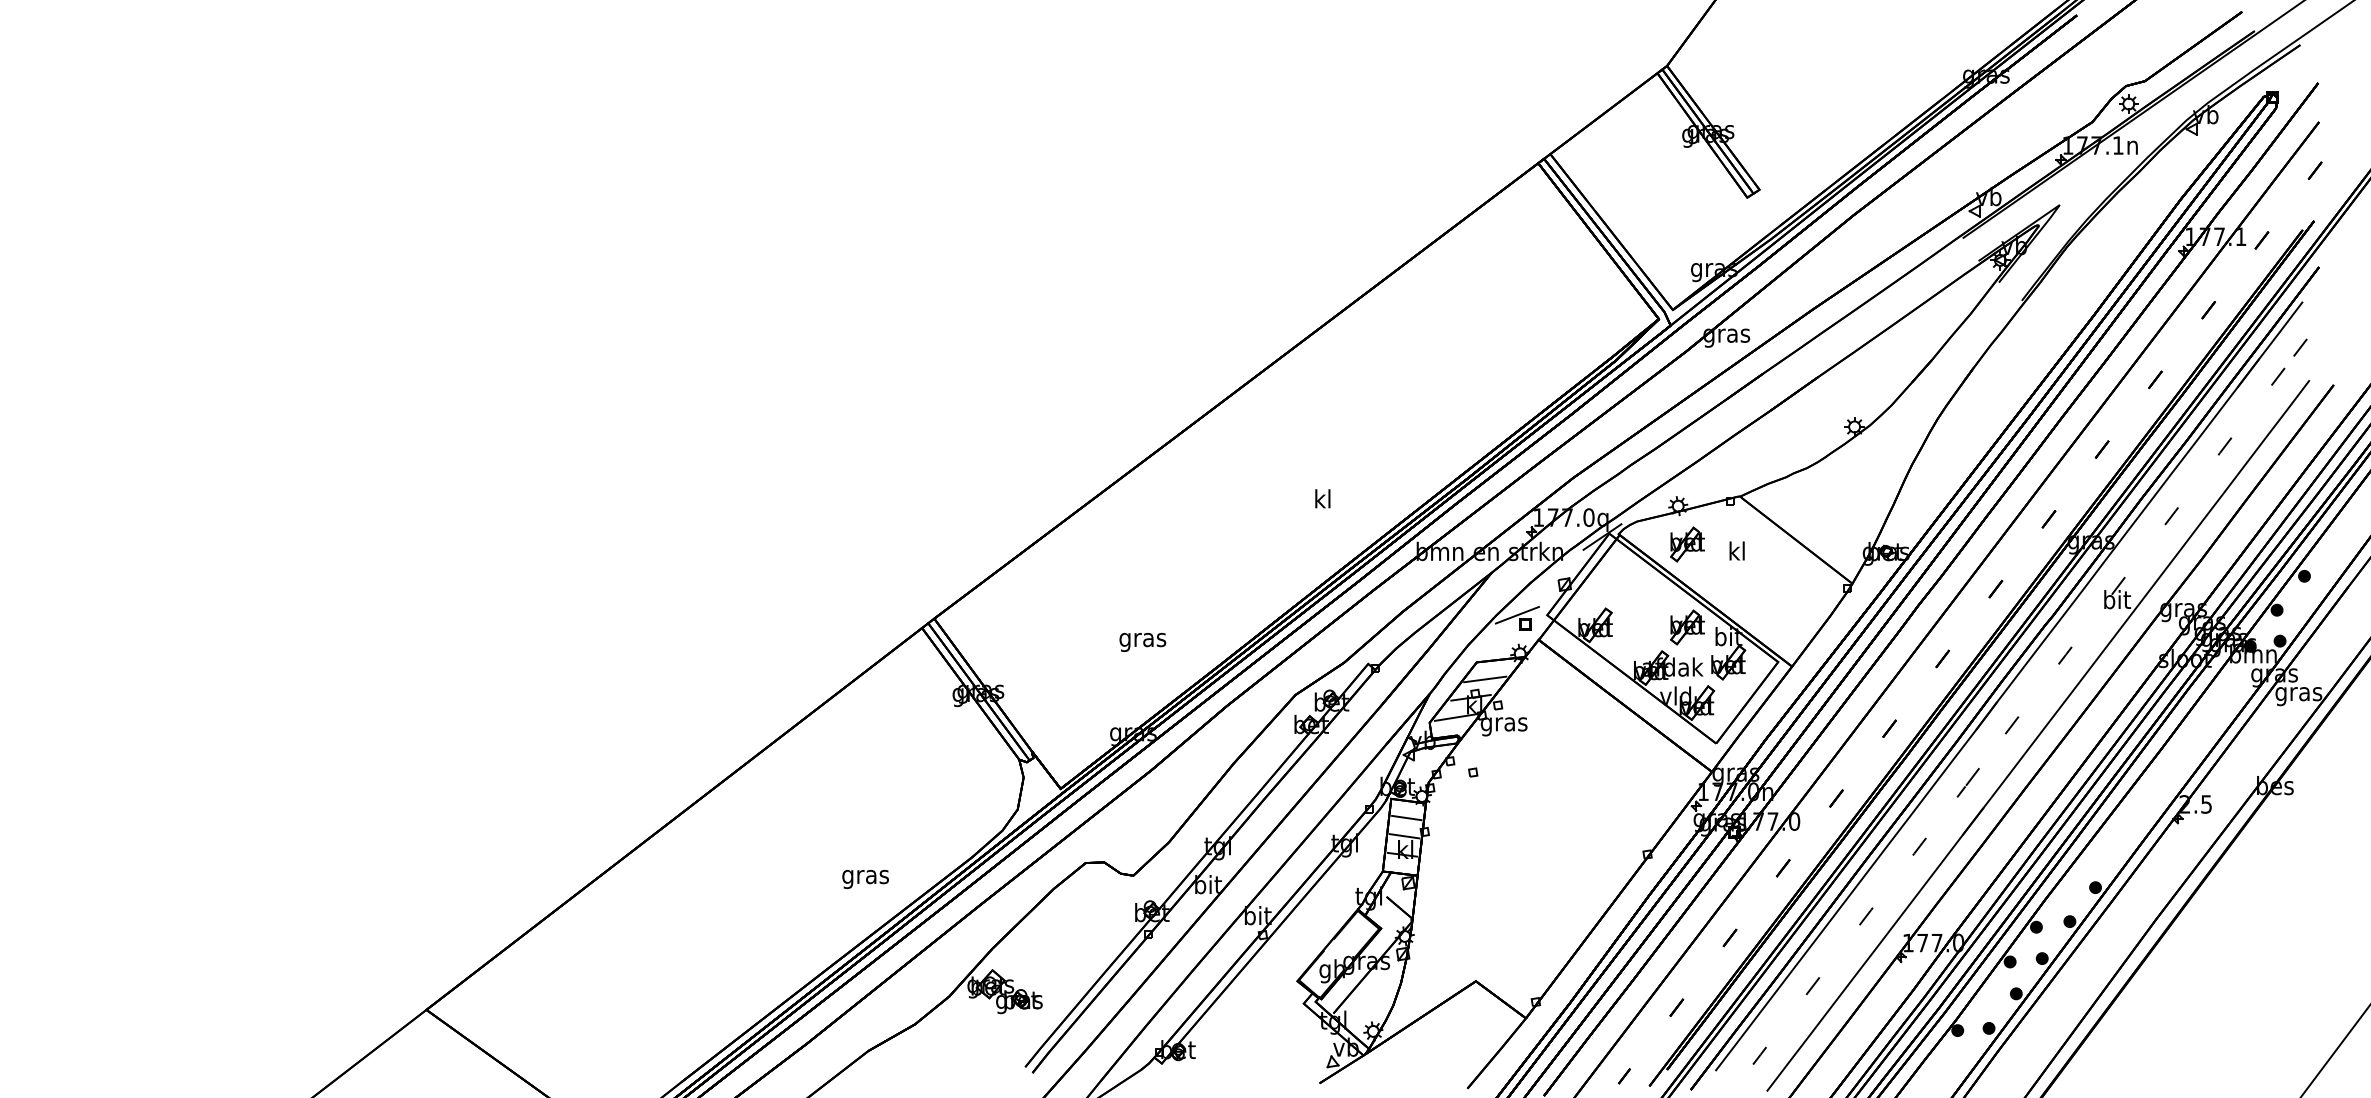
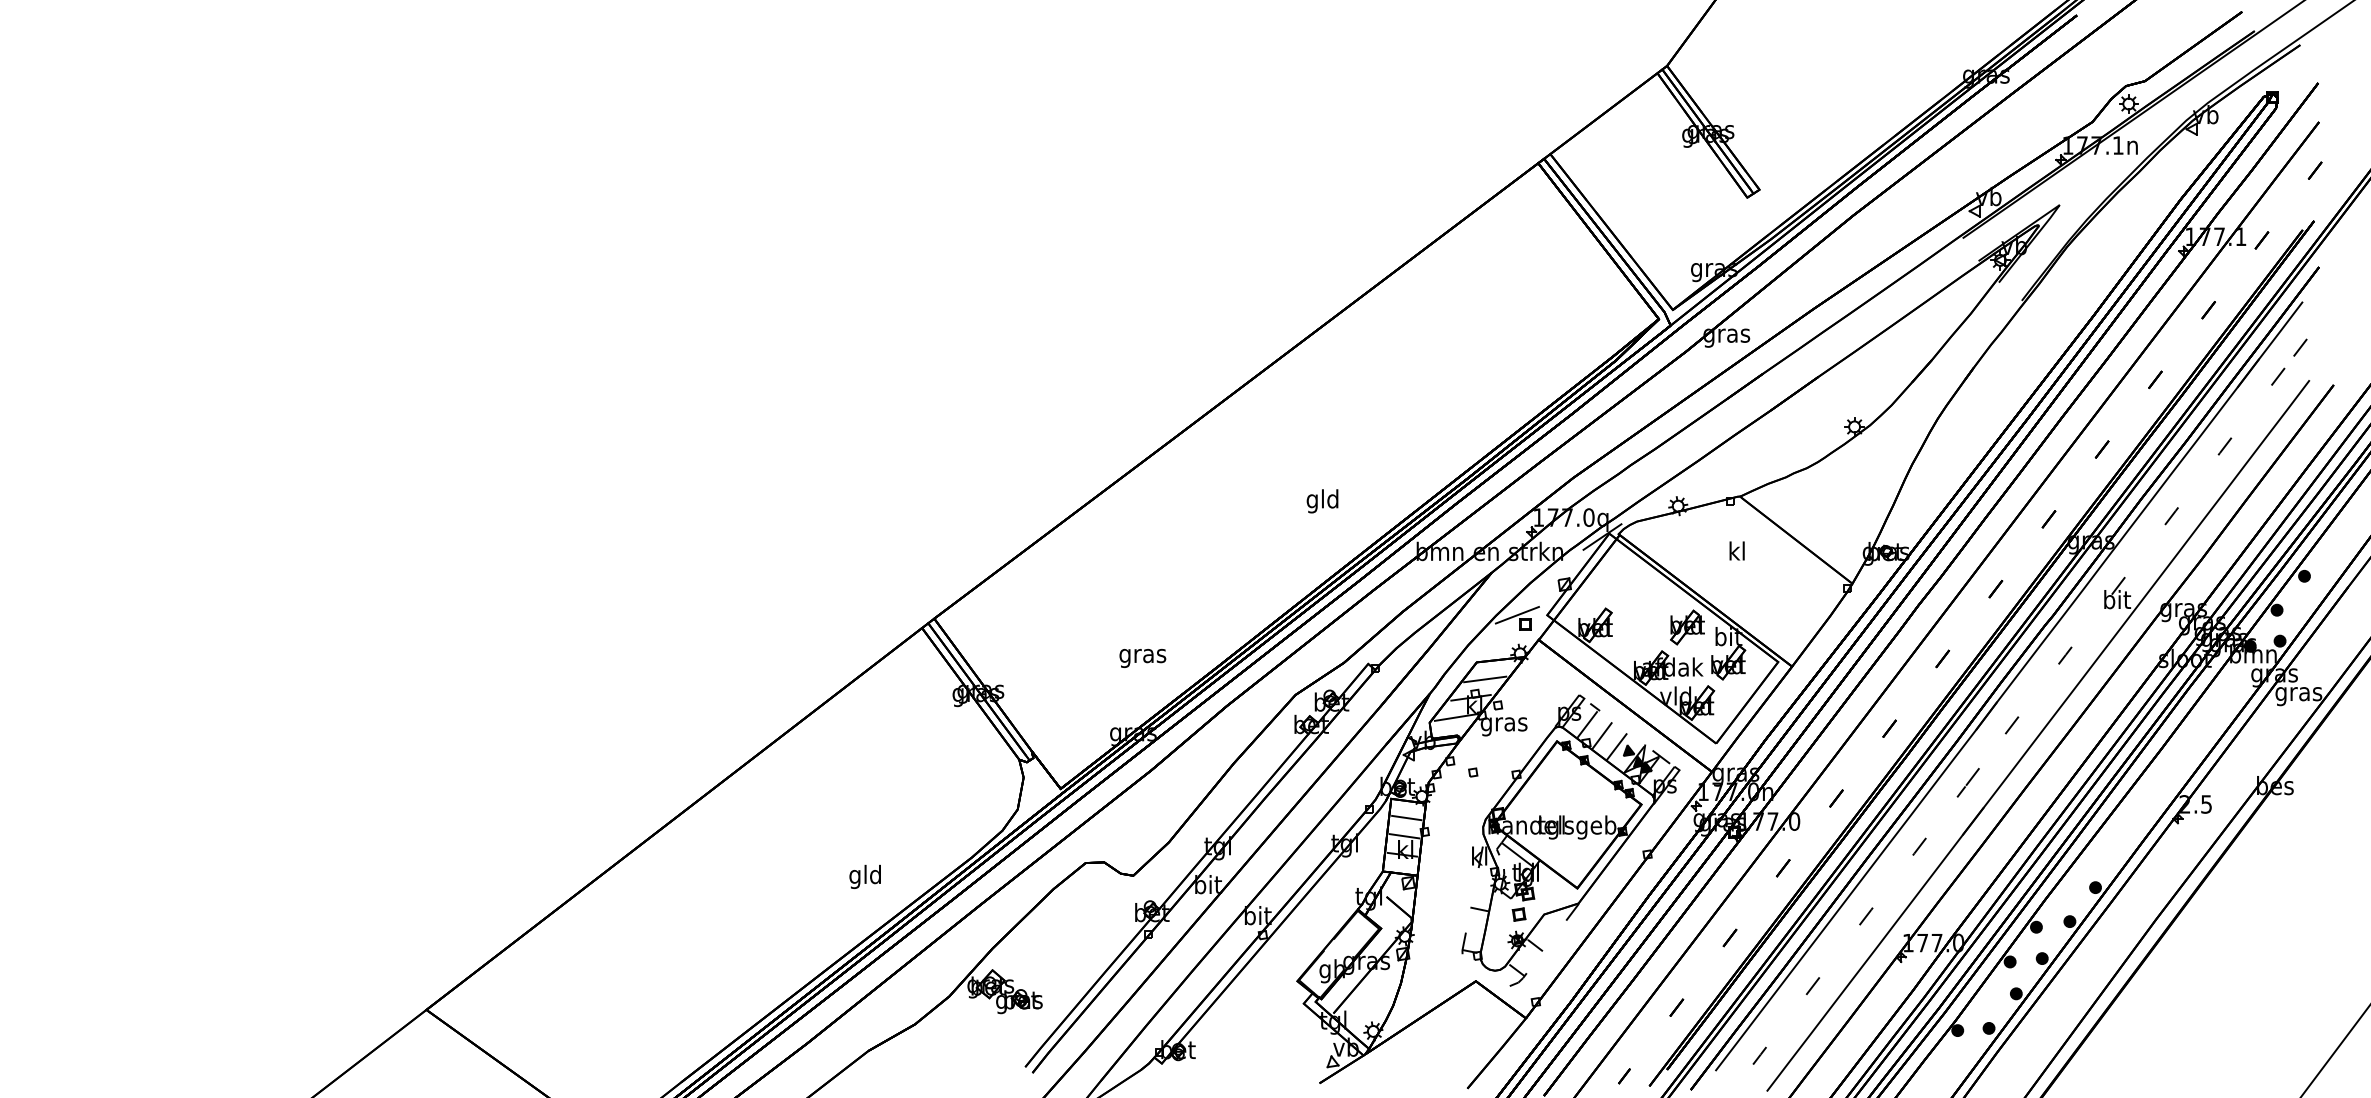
text: kl -> gld (1322, 501)
part: present -> none (1687, 544)
text position: (1142, 642) -> (1142, 658) (1142, 658)
part: none -> present (1570, 840)
text: gras -> gld (865, 876)
